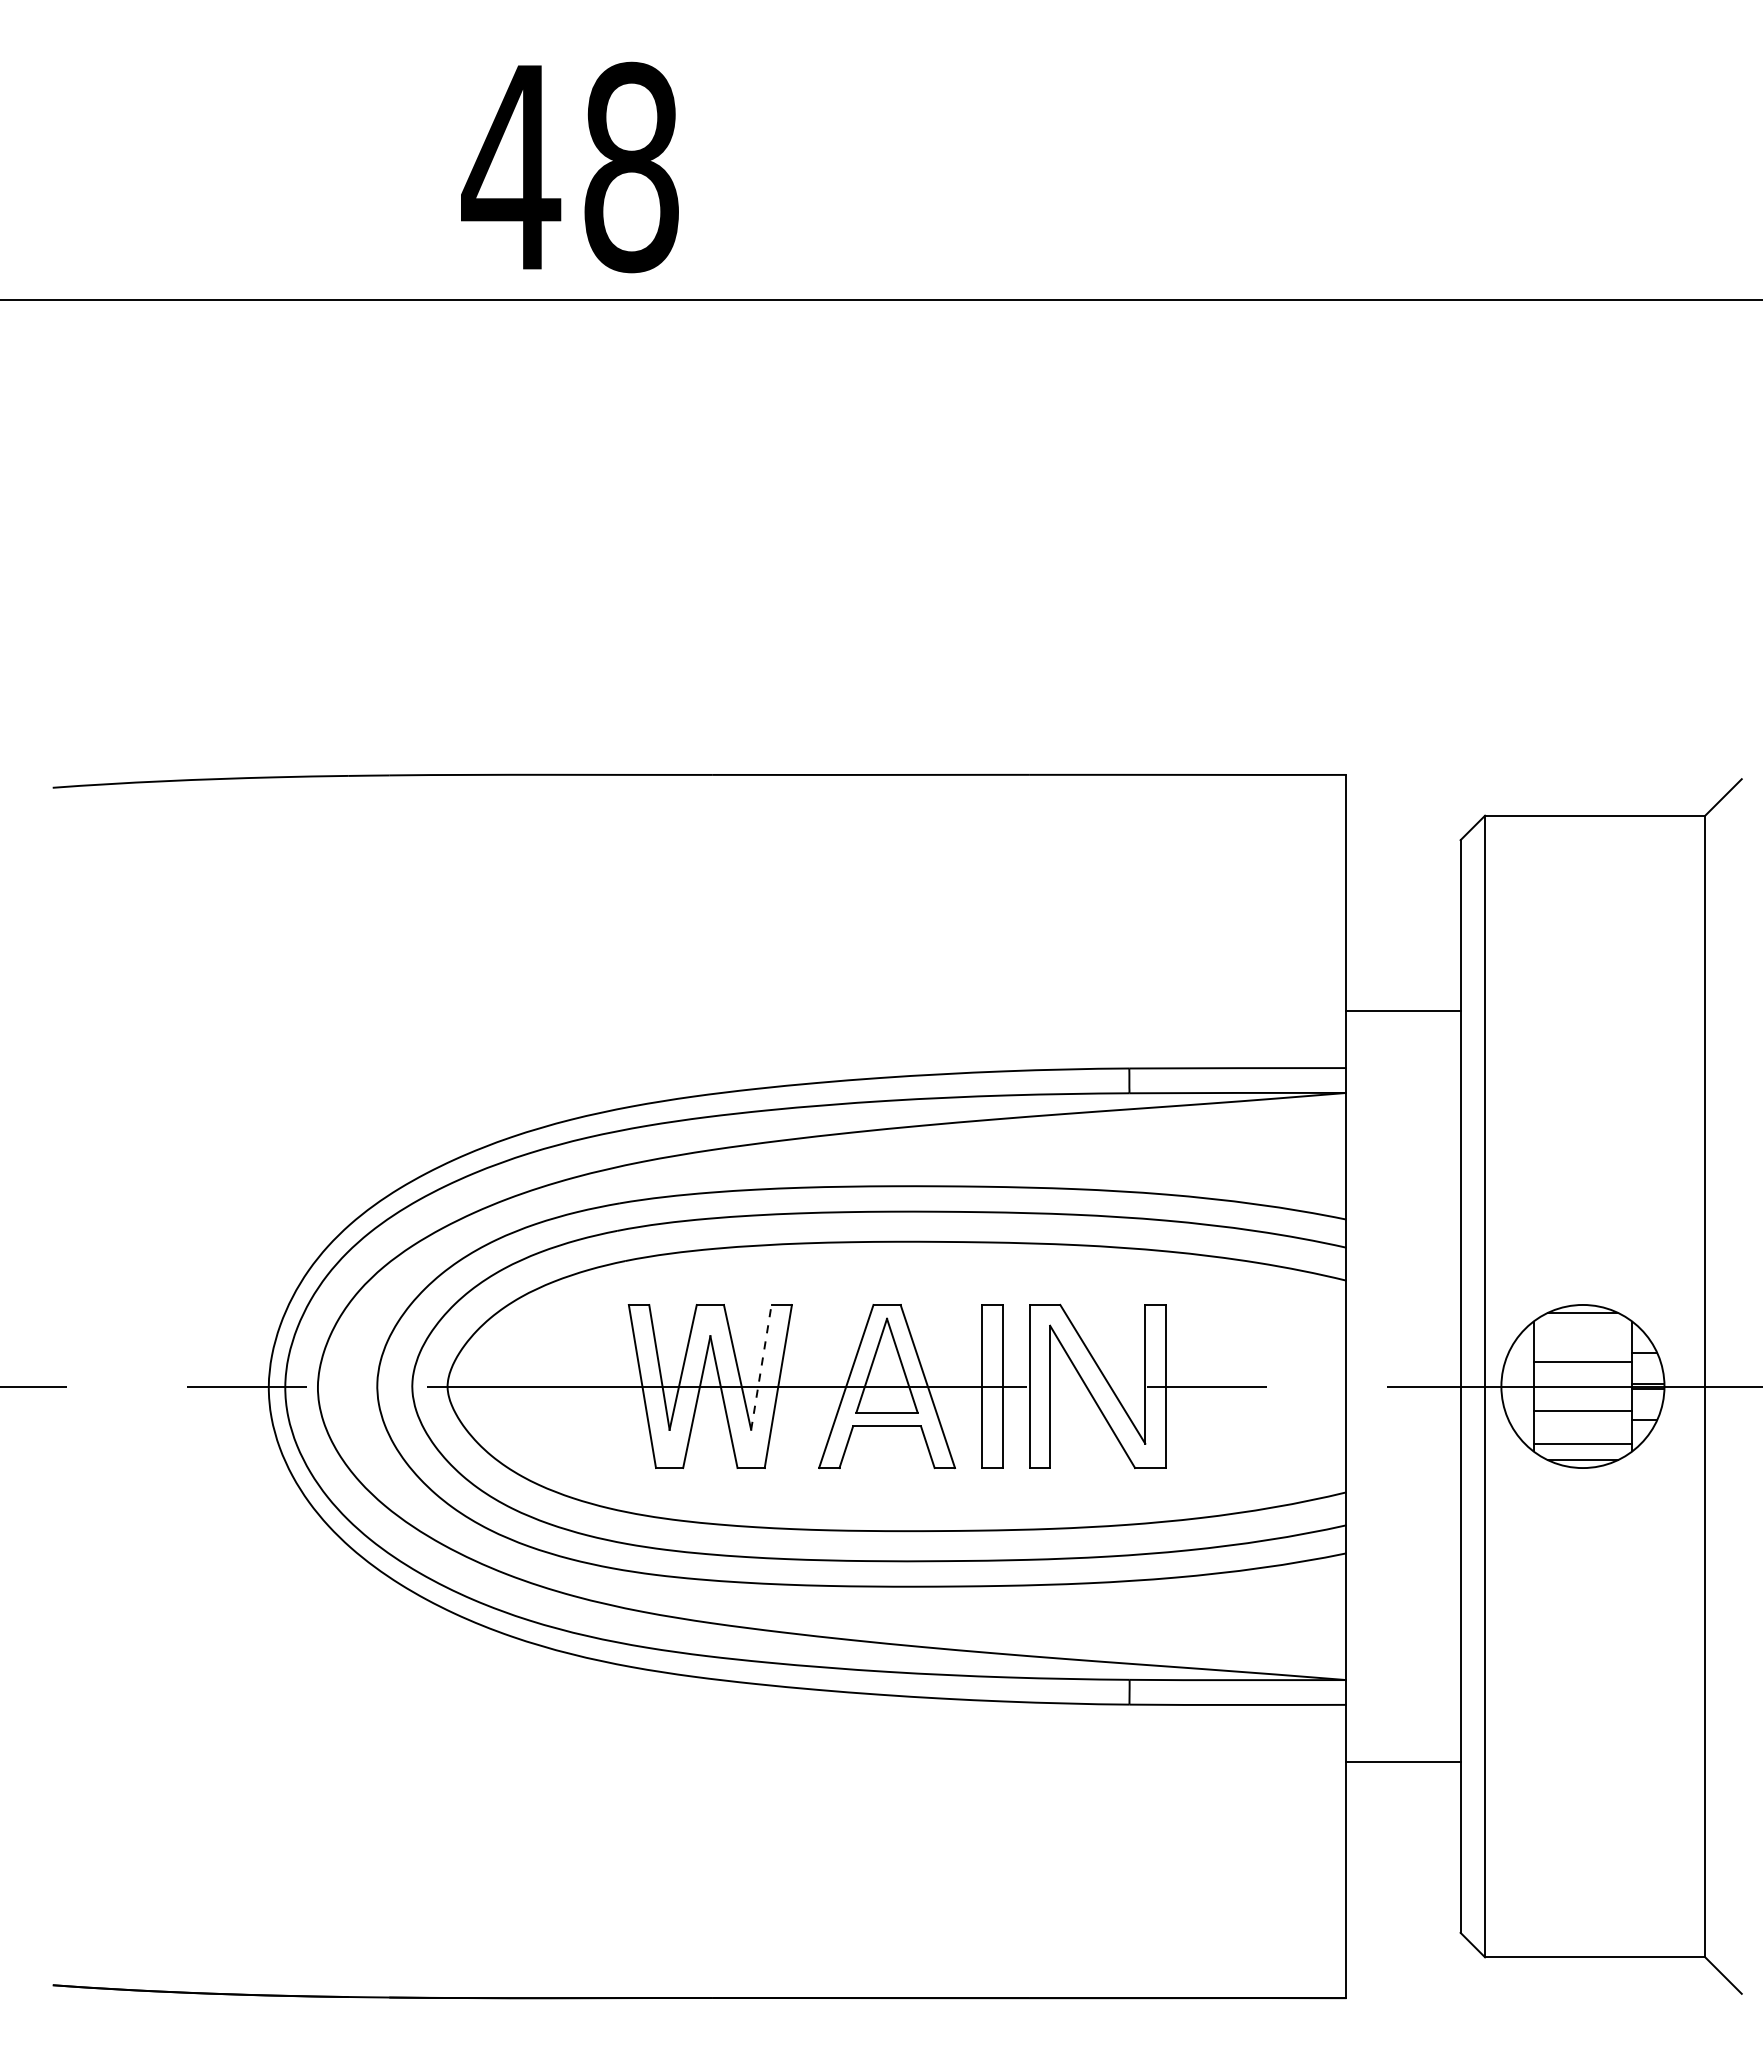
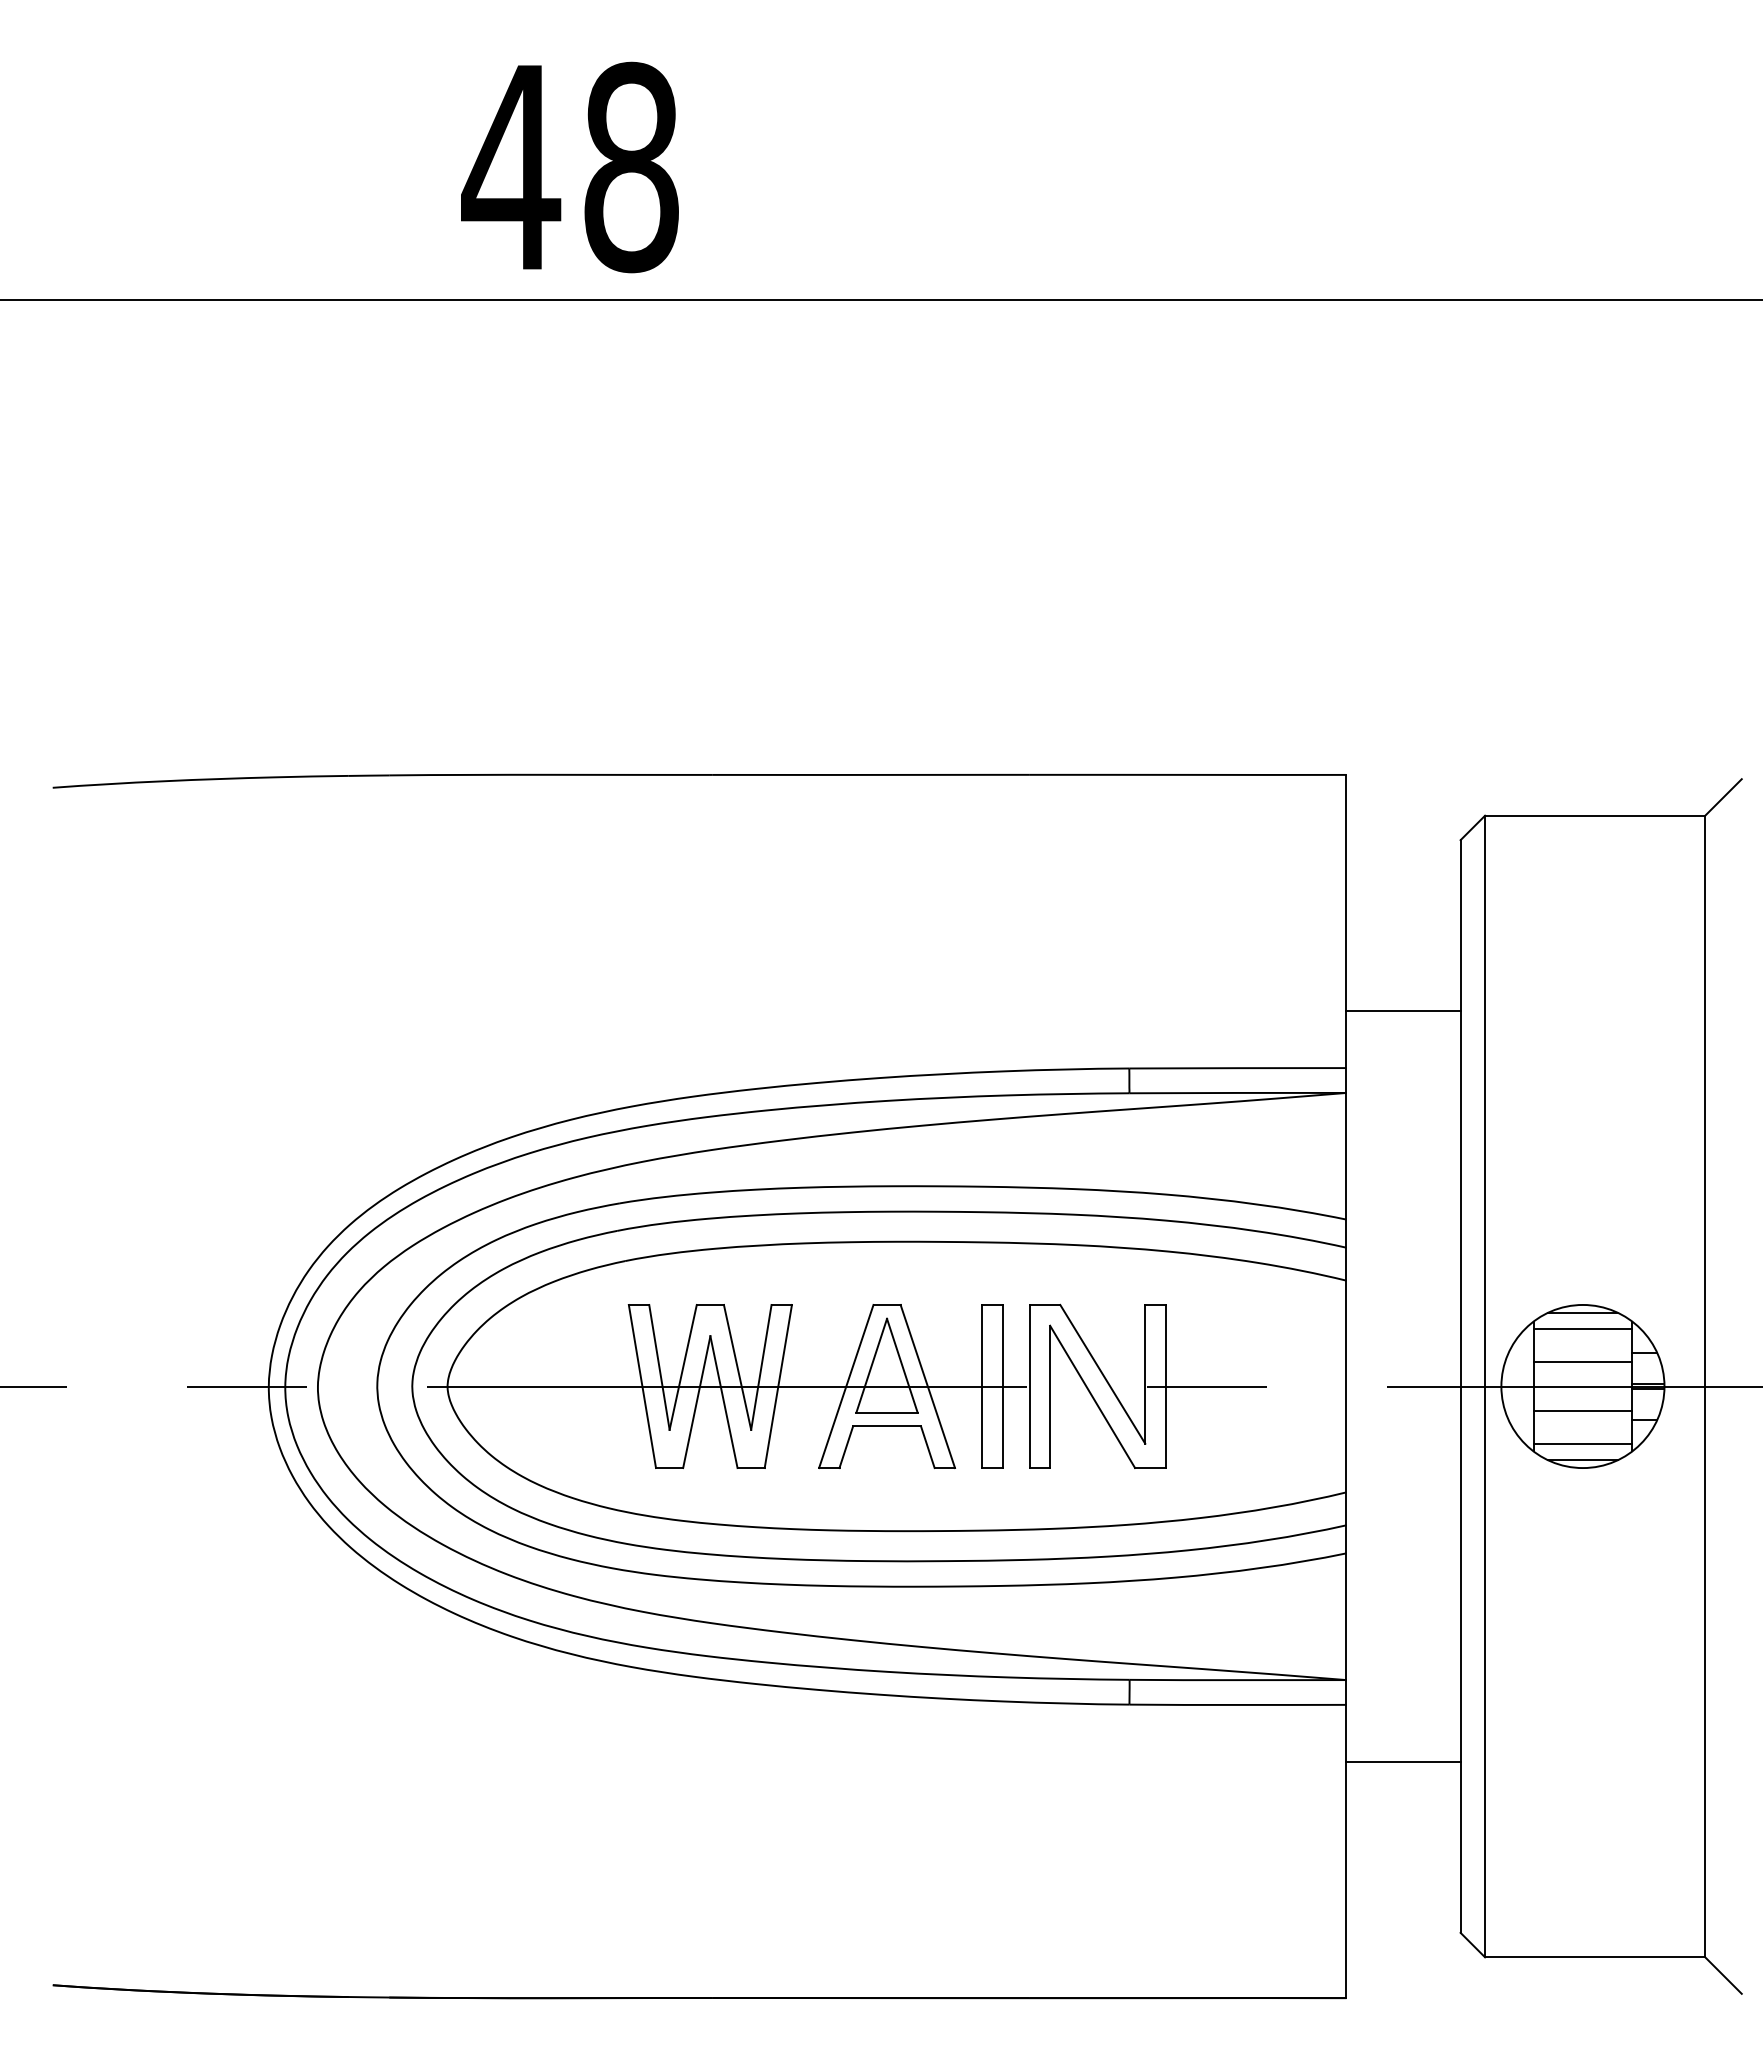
line: none -> present (1582, 1329)
line: dashed -> solid (761, 1366)
